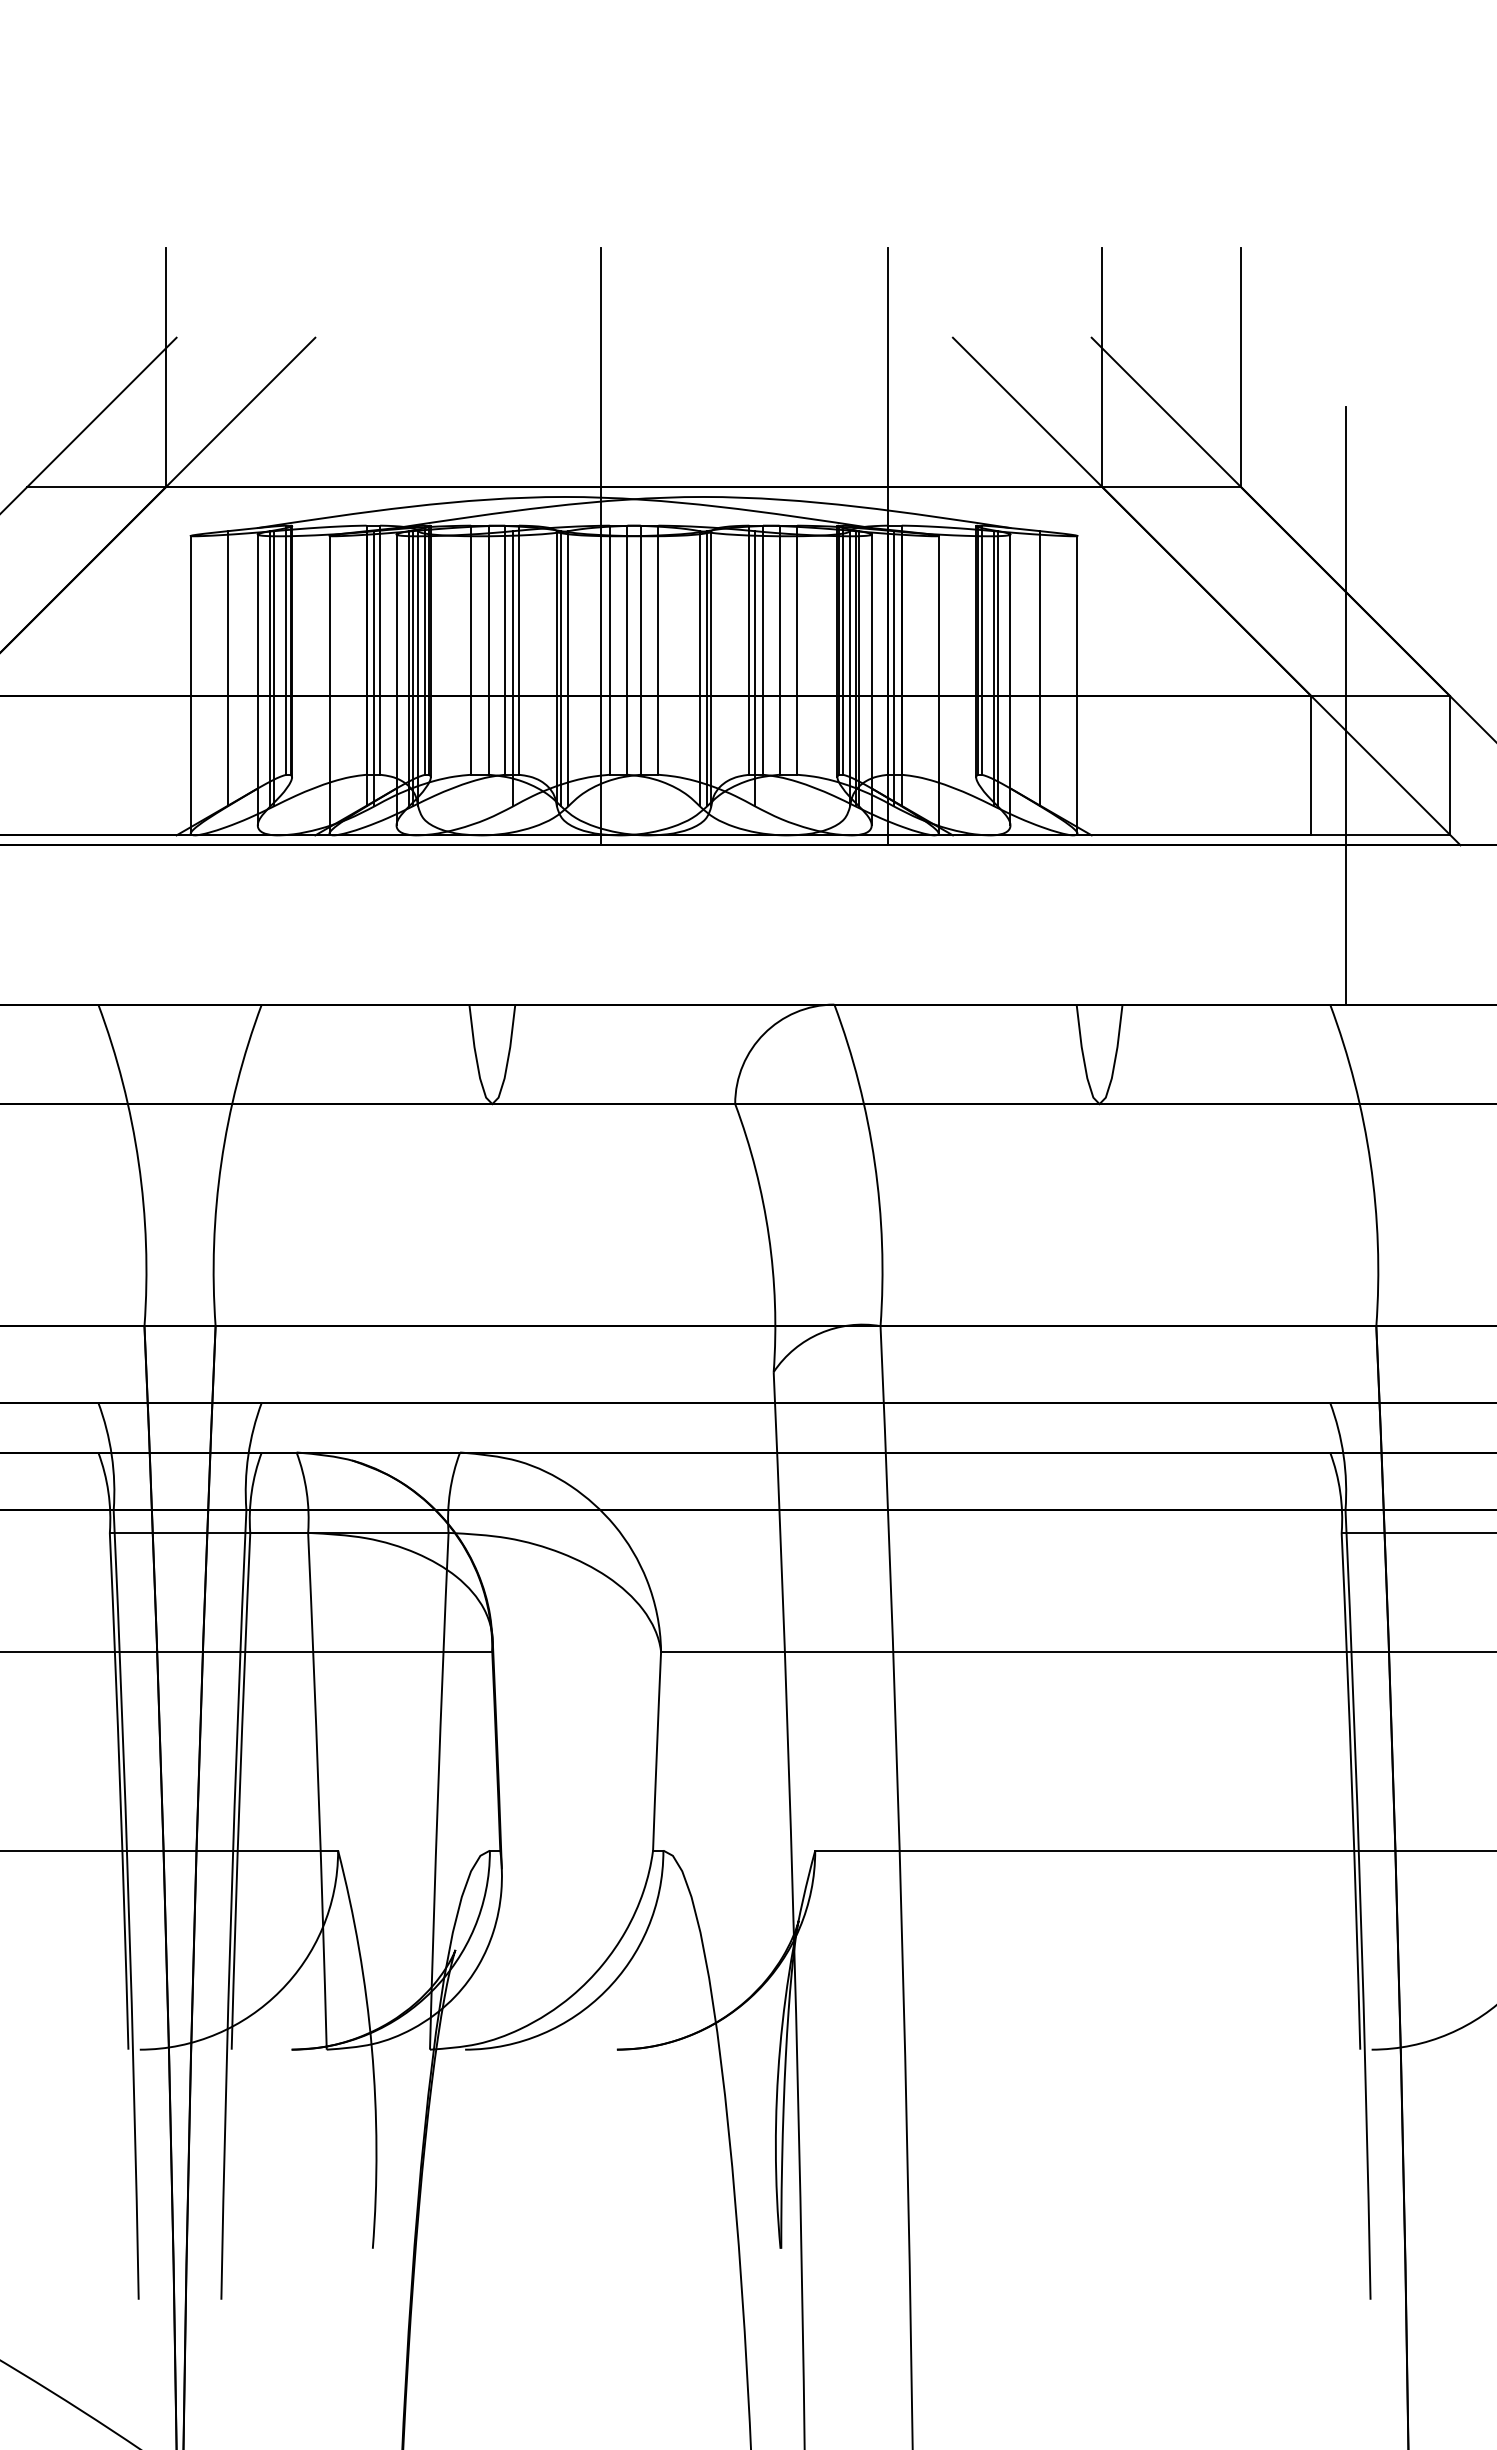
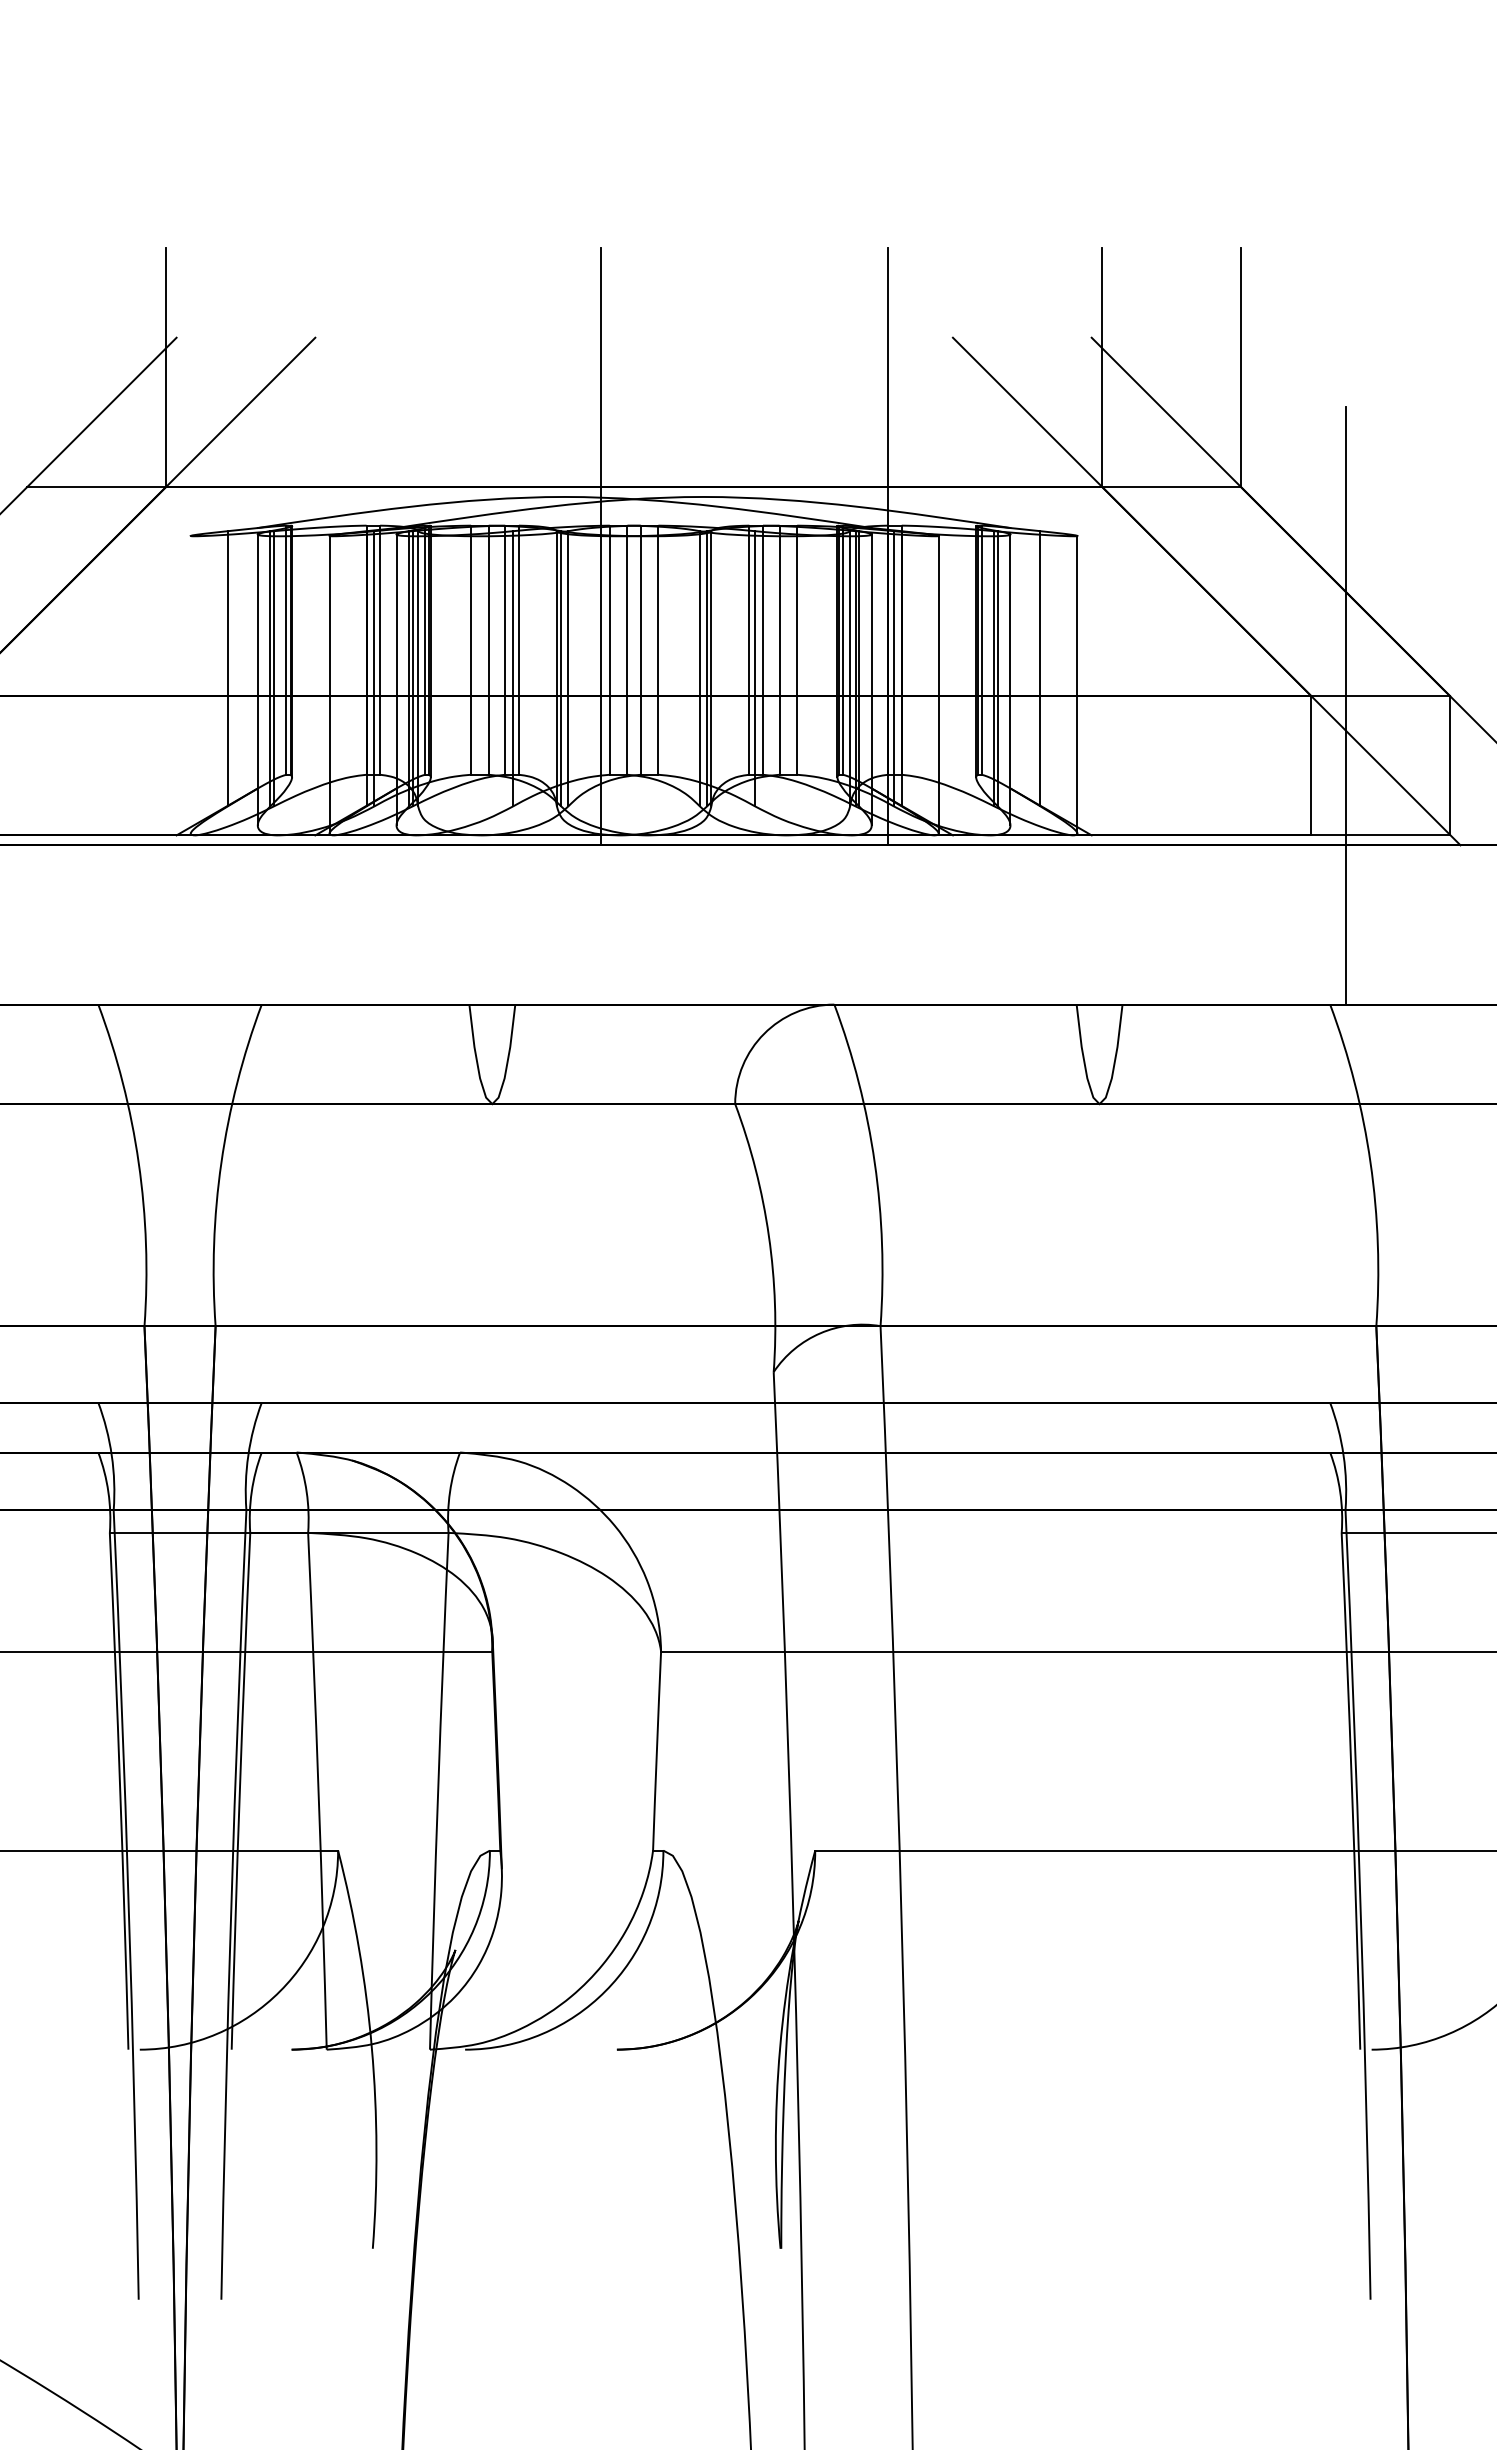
line: present -> none (190, 684)
